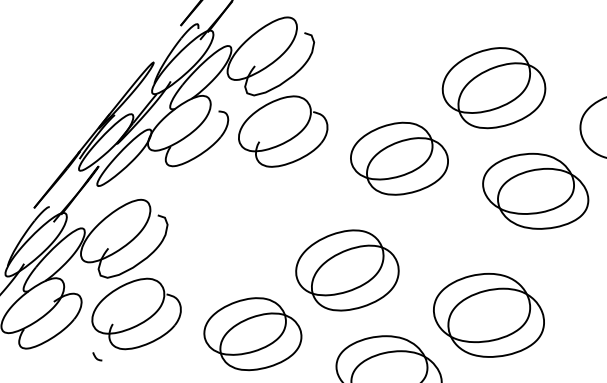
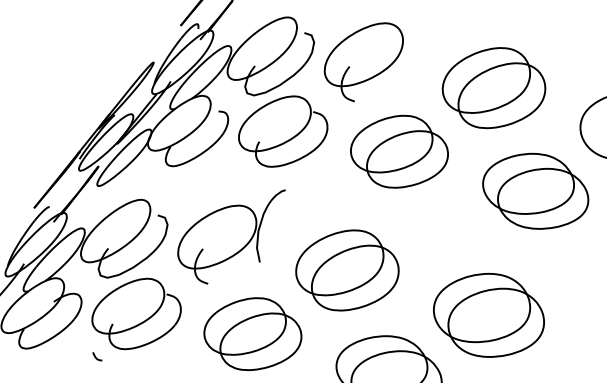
part: none -> present (363, 62)
part position: (399, 158) -> (399, 151) (399, 151)
part: none -> present (231, 236)
